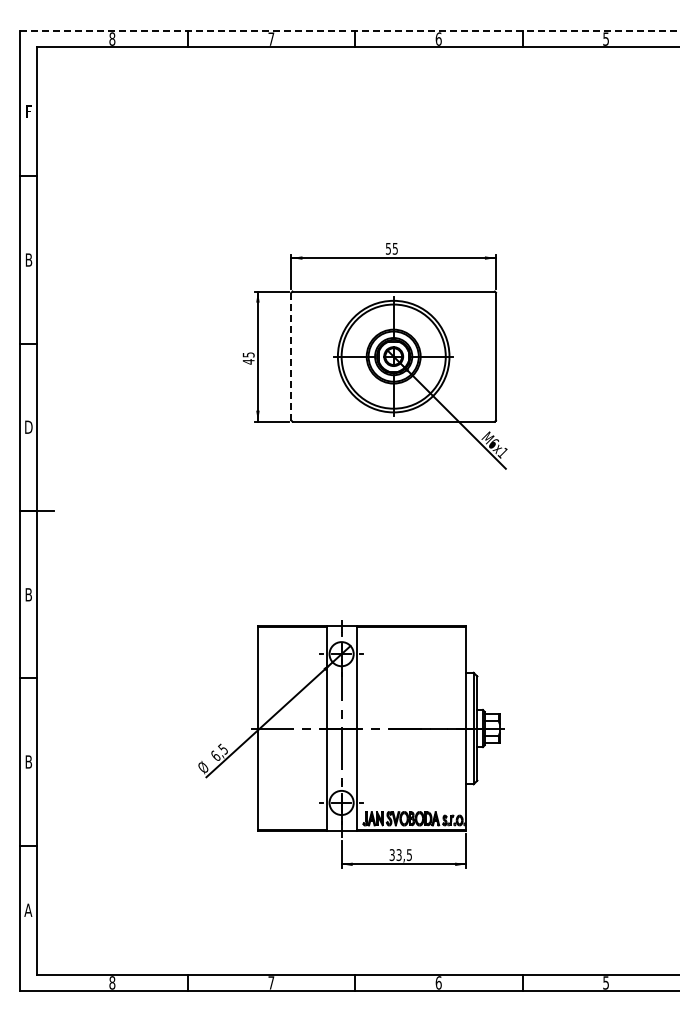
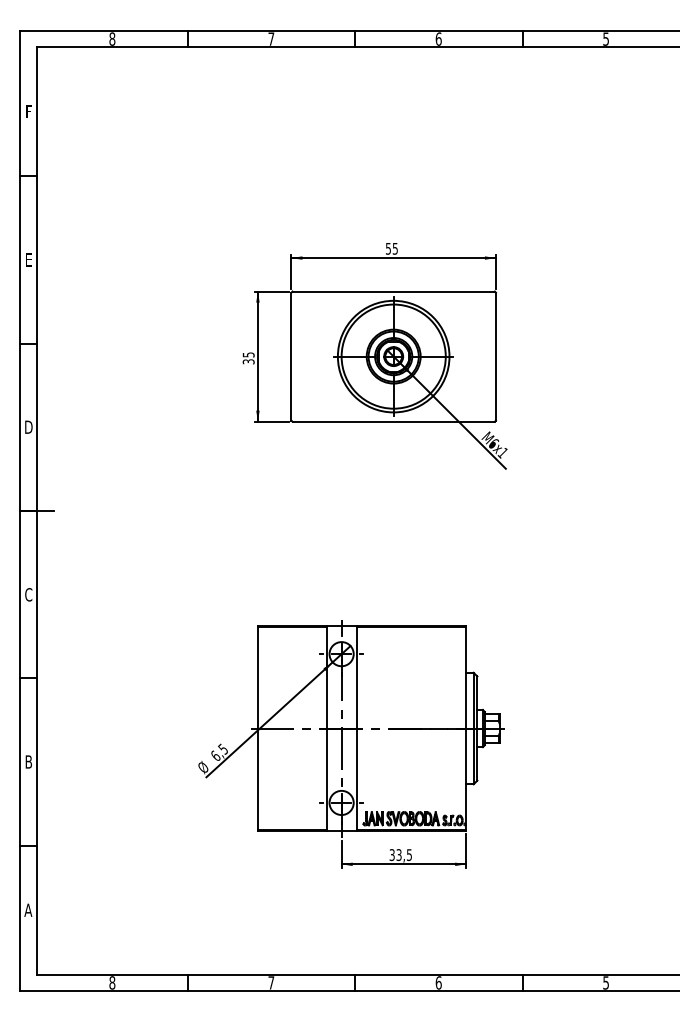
line: dashed -> solid (350, 30)
text: B -> E (28, 259)
line: dashed -> solid (291, 356)
text: 45 -> 35 (248, 361)
text: B -> C (28, 594)
